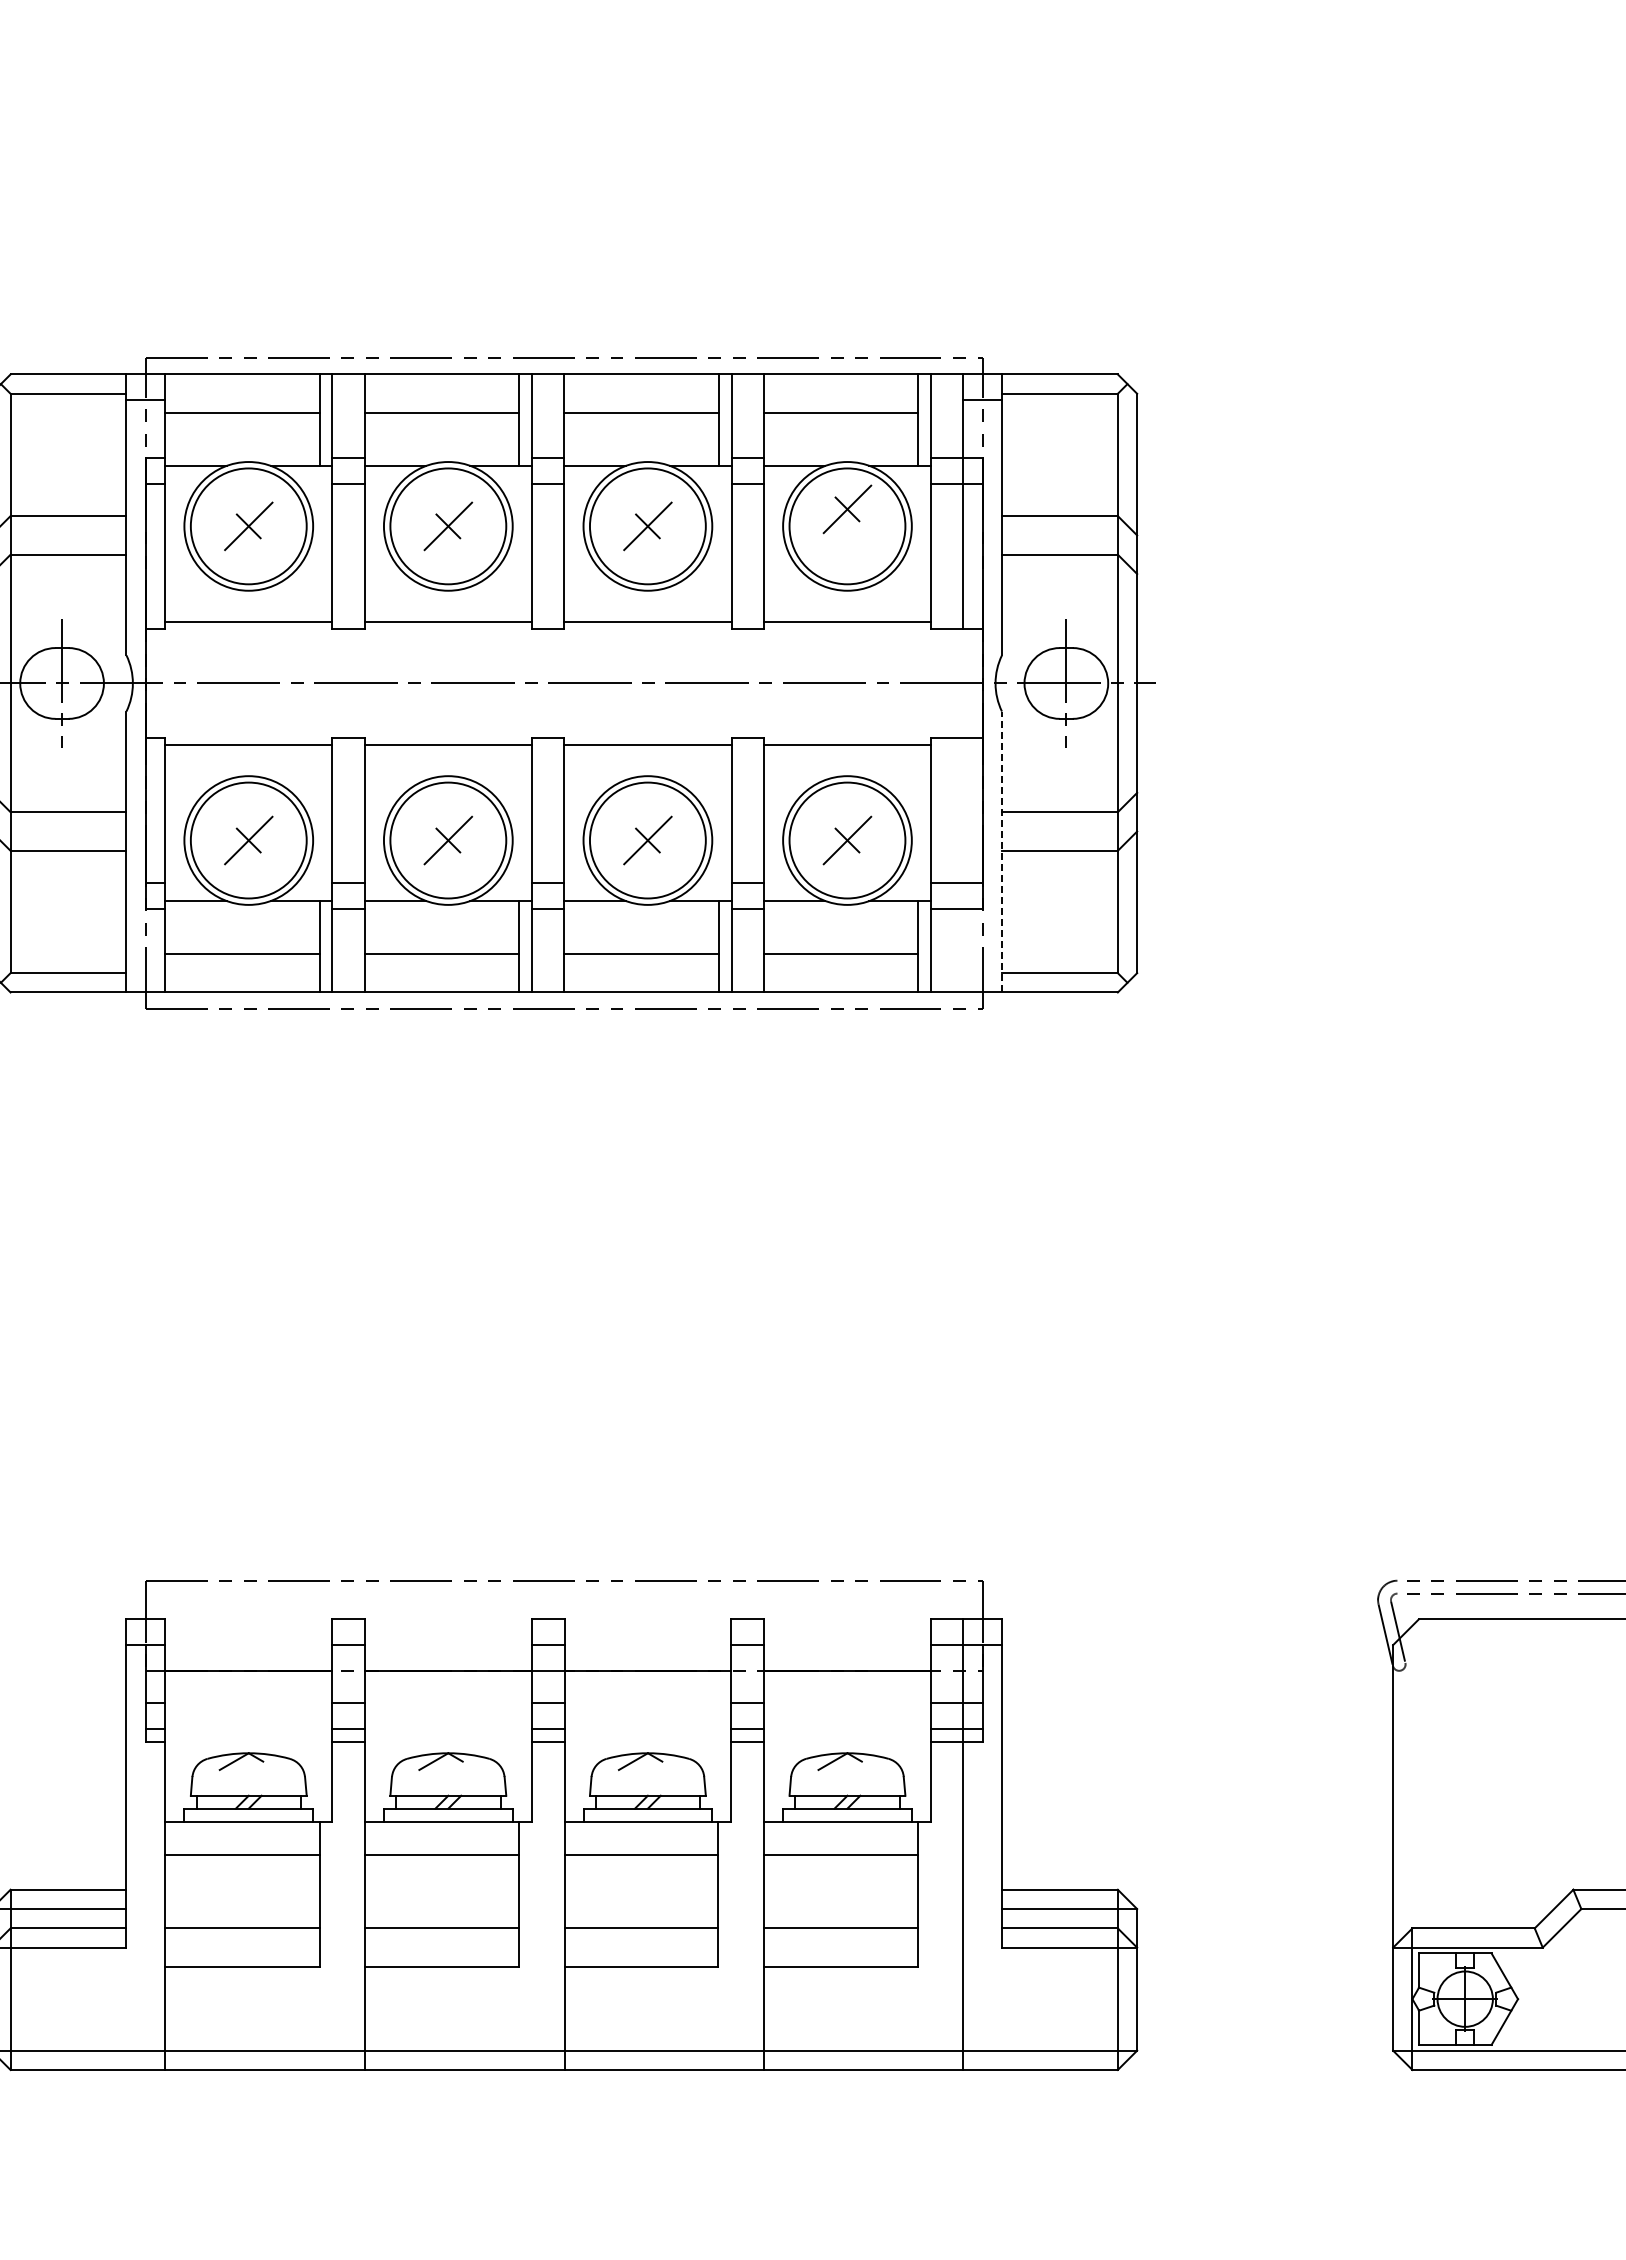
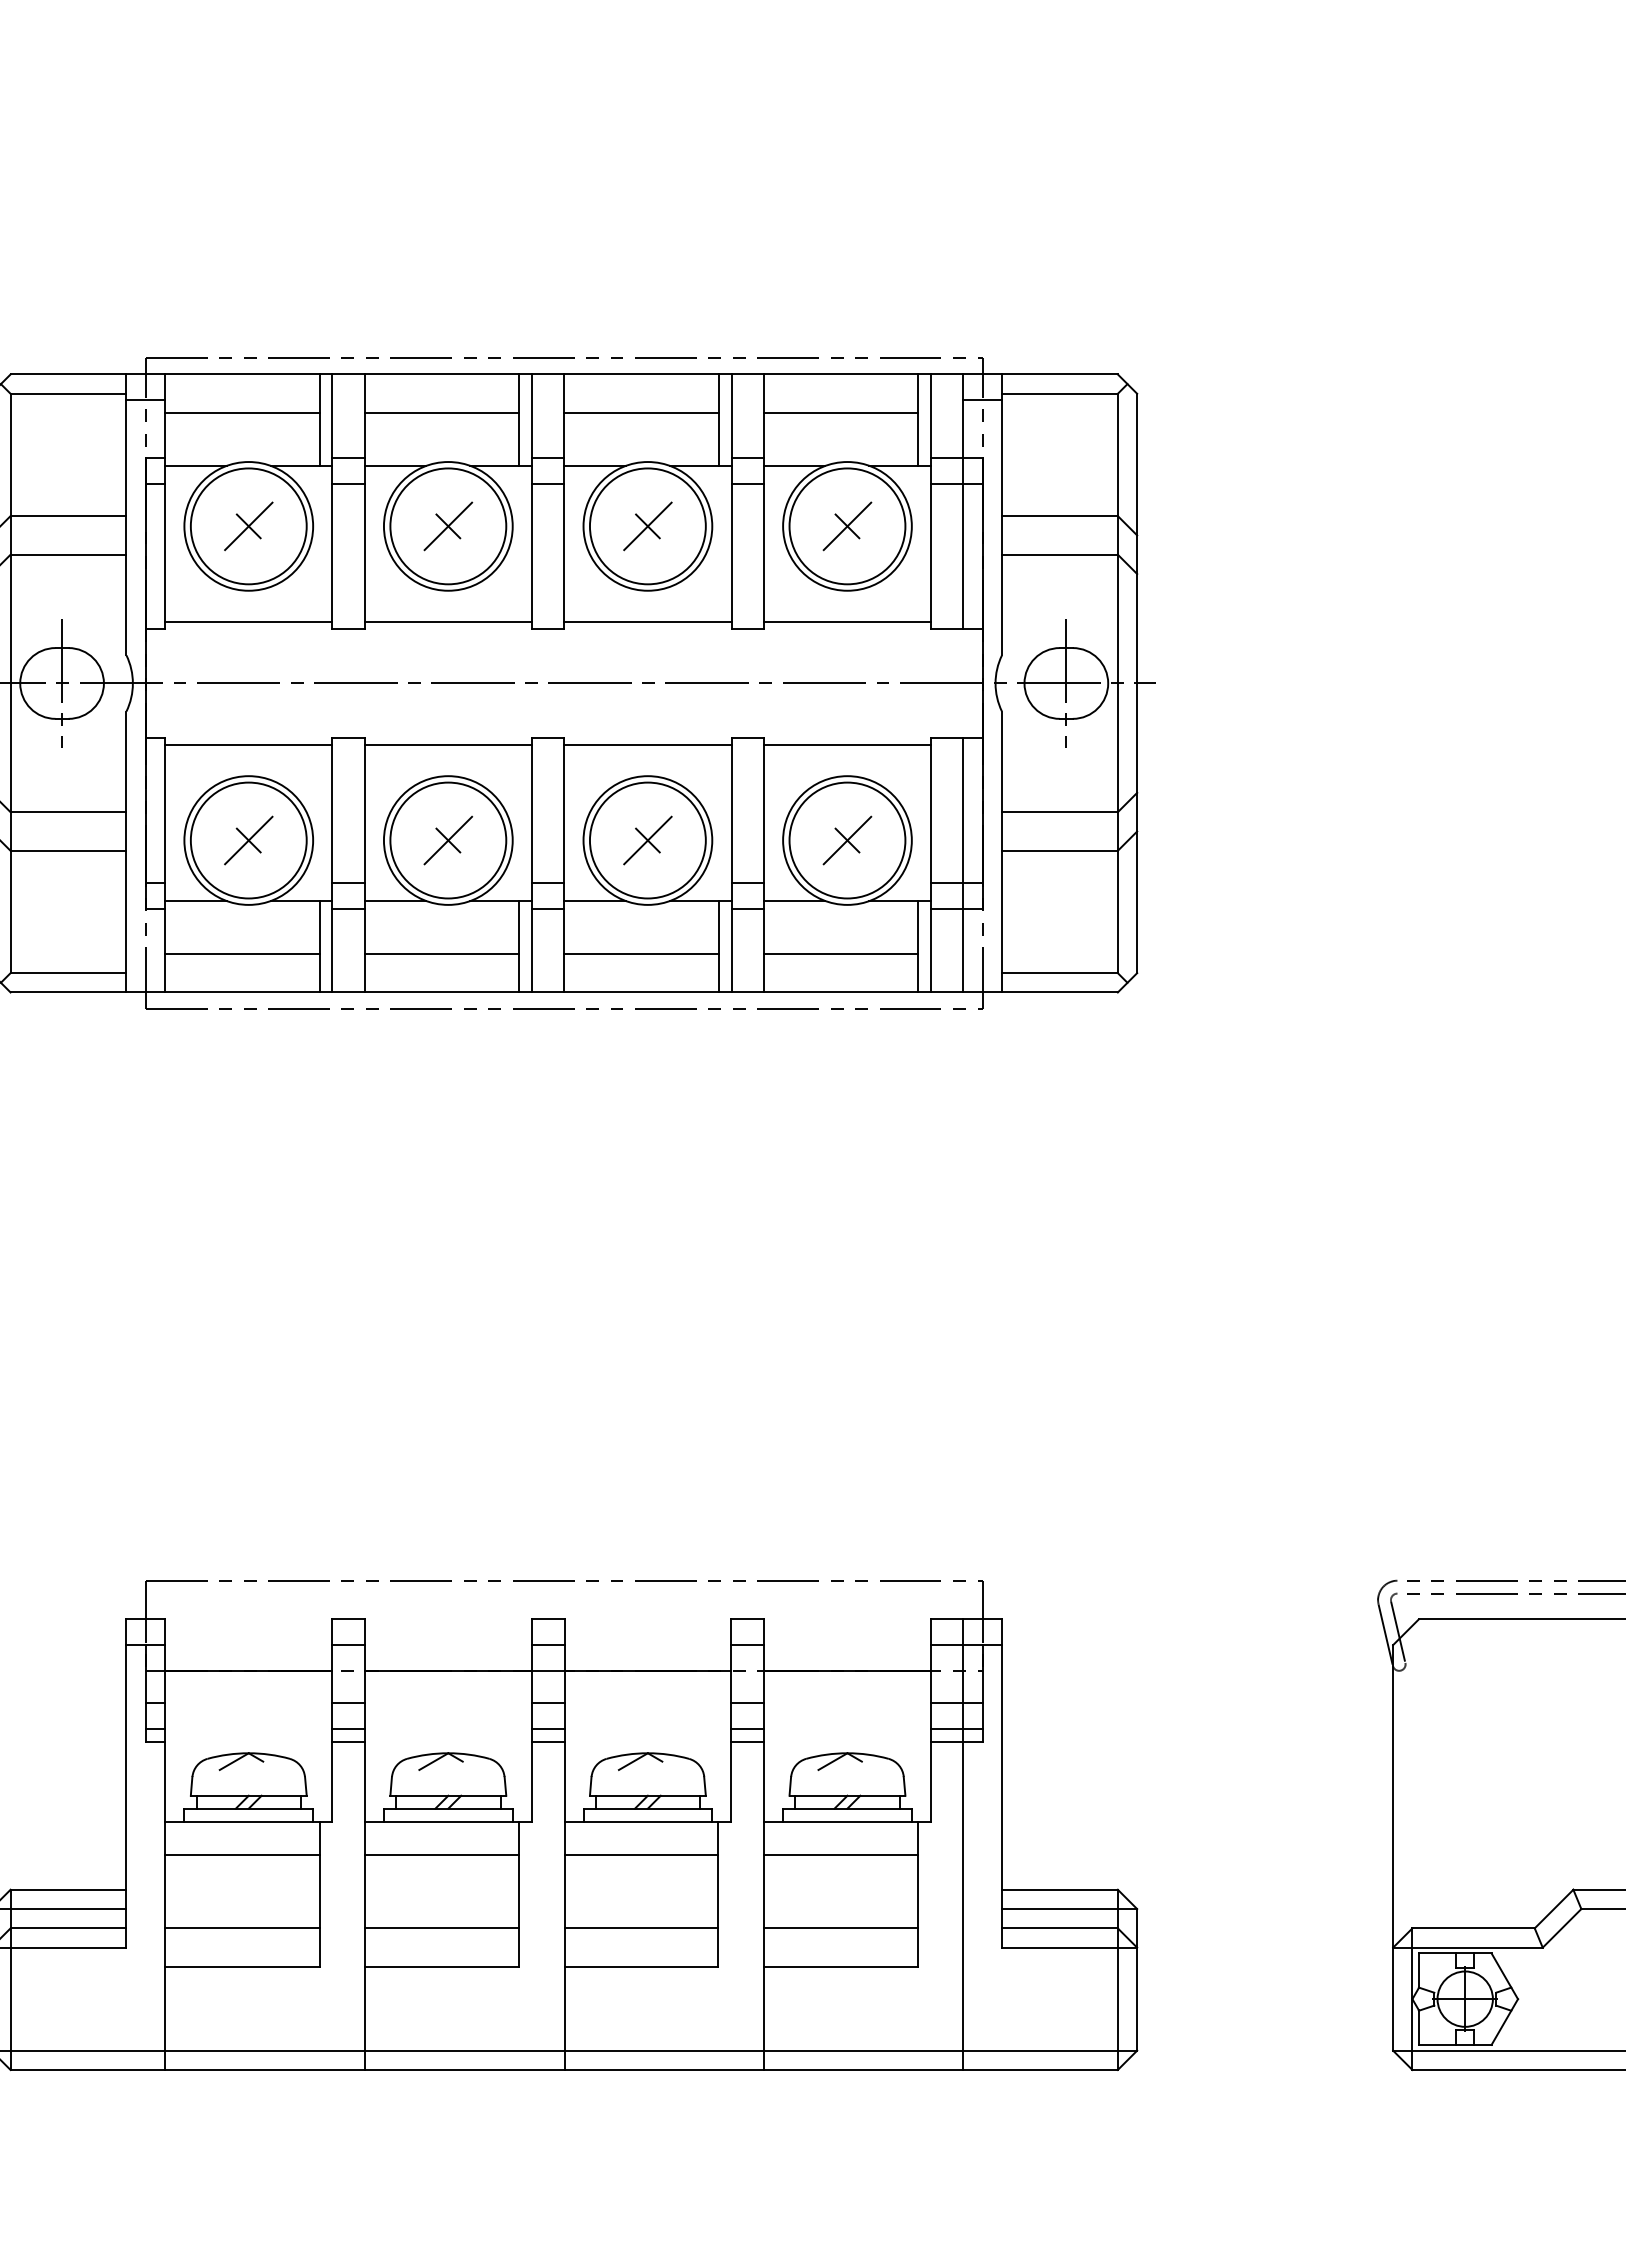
part position: (847, 509) -> (847, 526) (847, 526)
line: dashed -> solid (1001, 851)
line: none -> present (963, 864)
